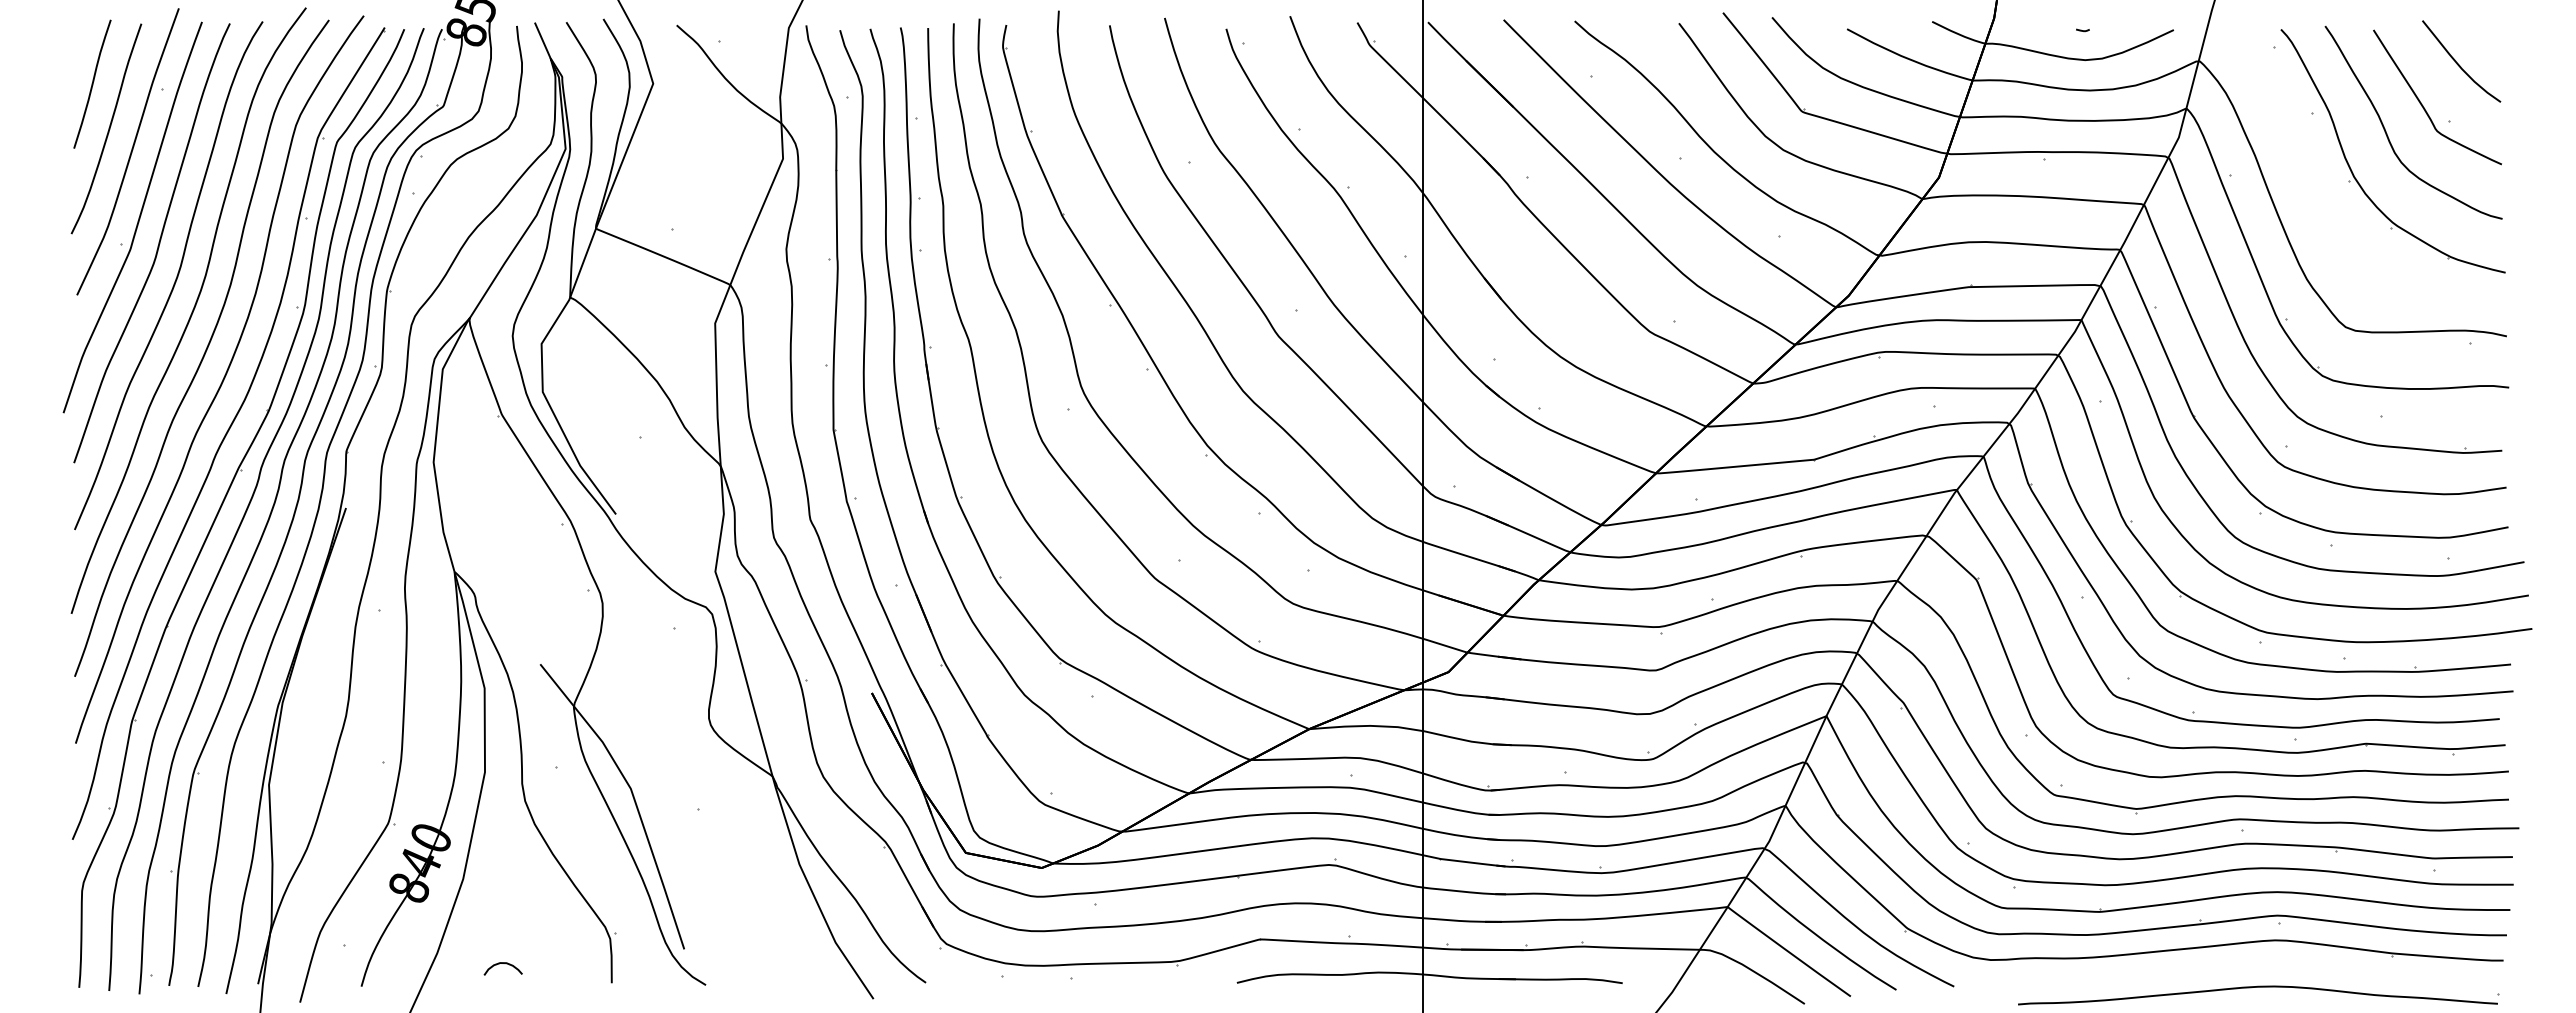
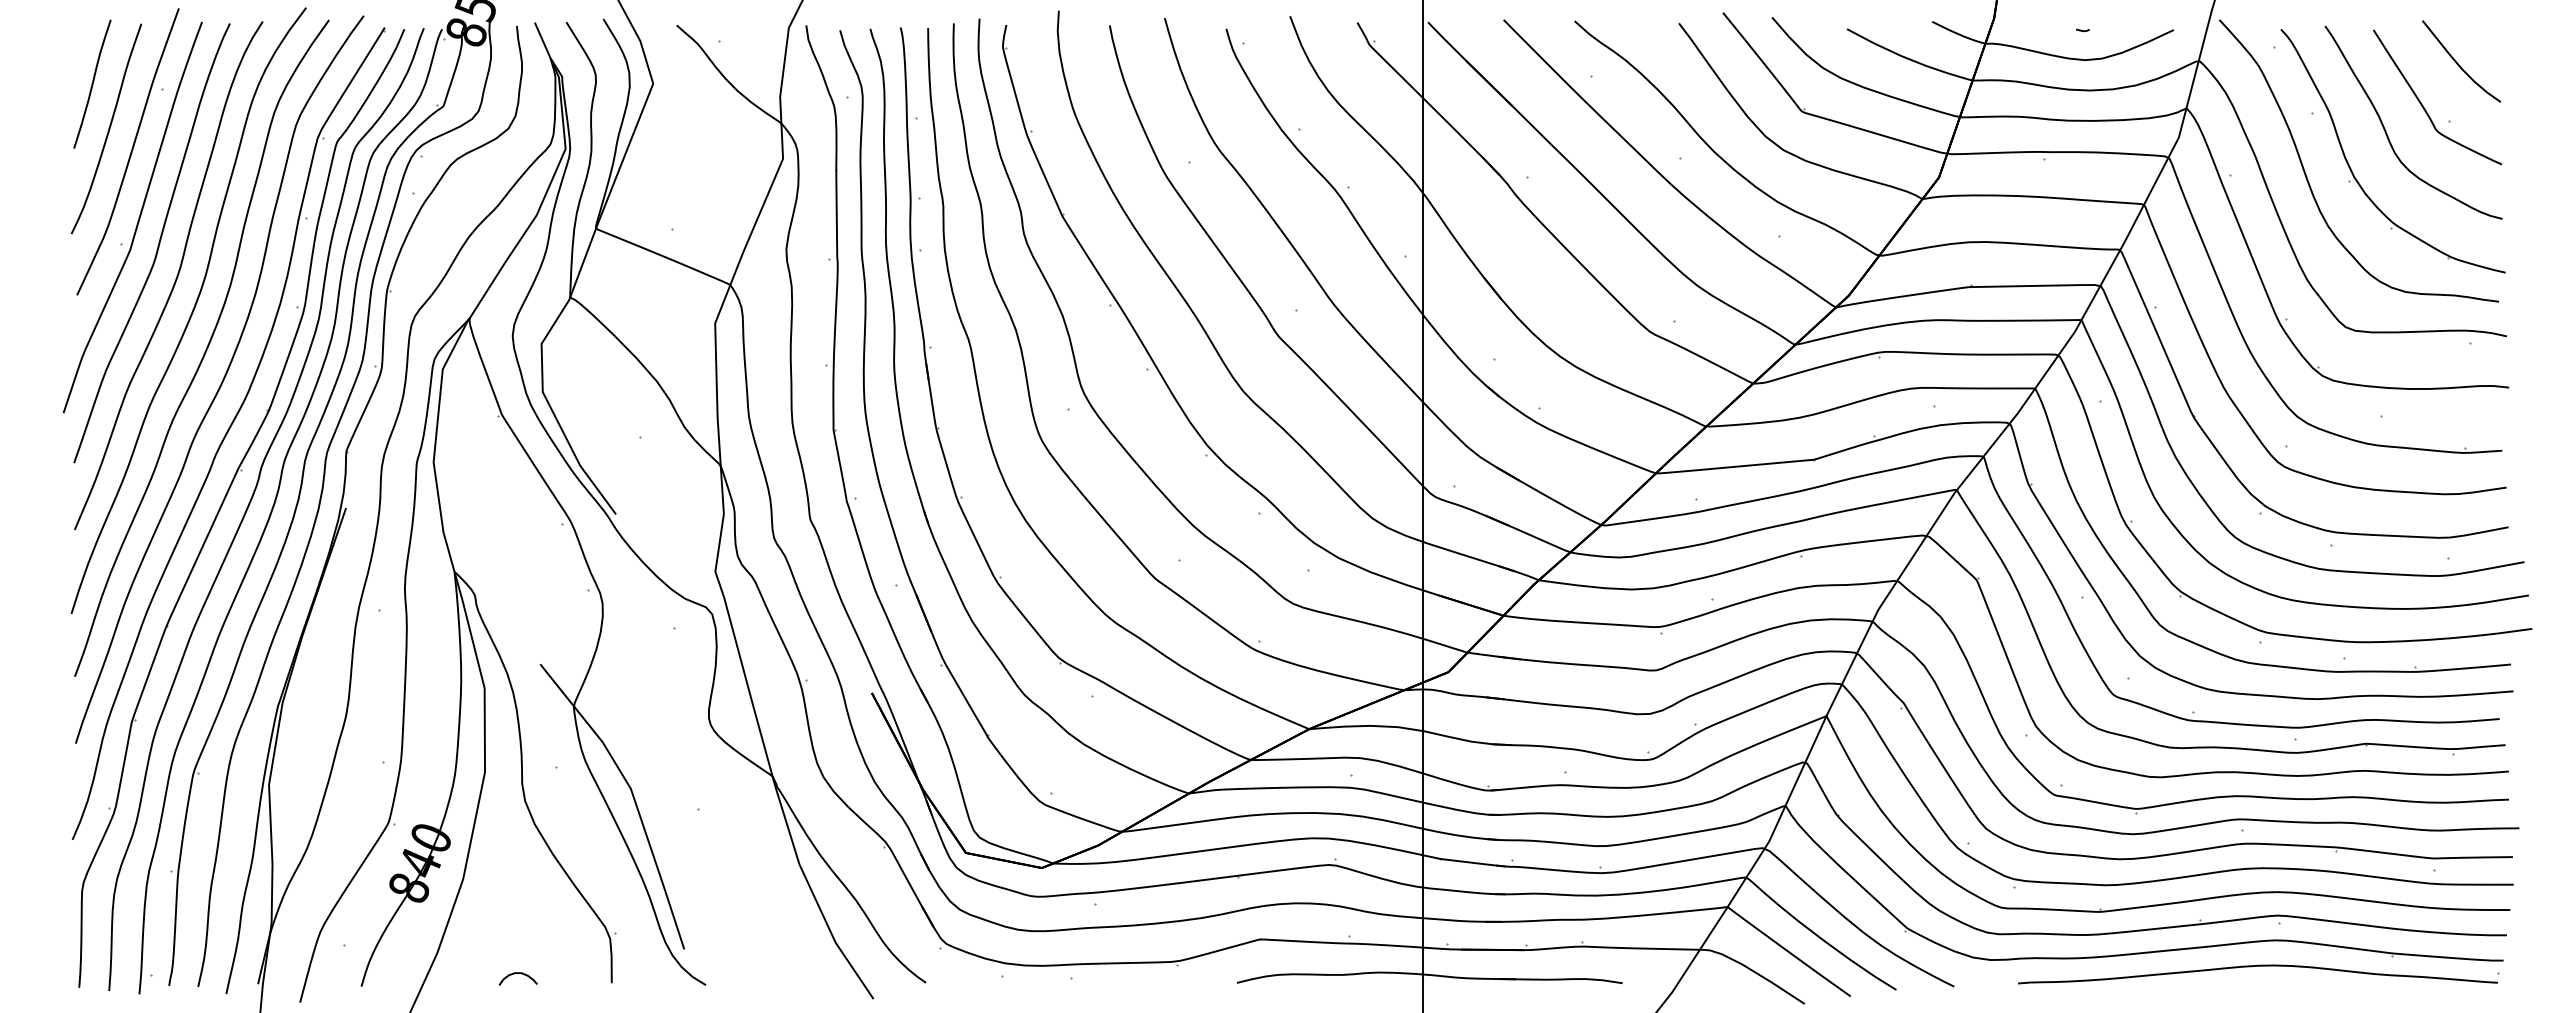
curve: none -> present (2307, 176)
curve position: (502, 963) -> (517, 973) (517, 973)
part position: (2258, 987) -> (2258, 966) (2258, 966)
